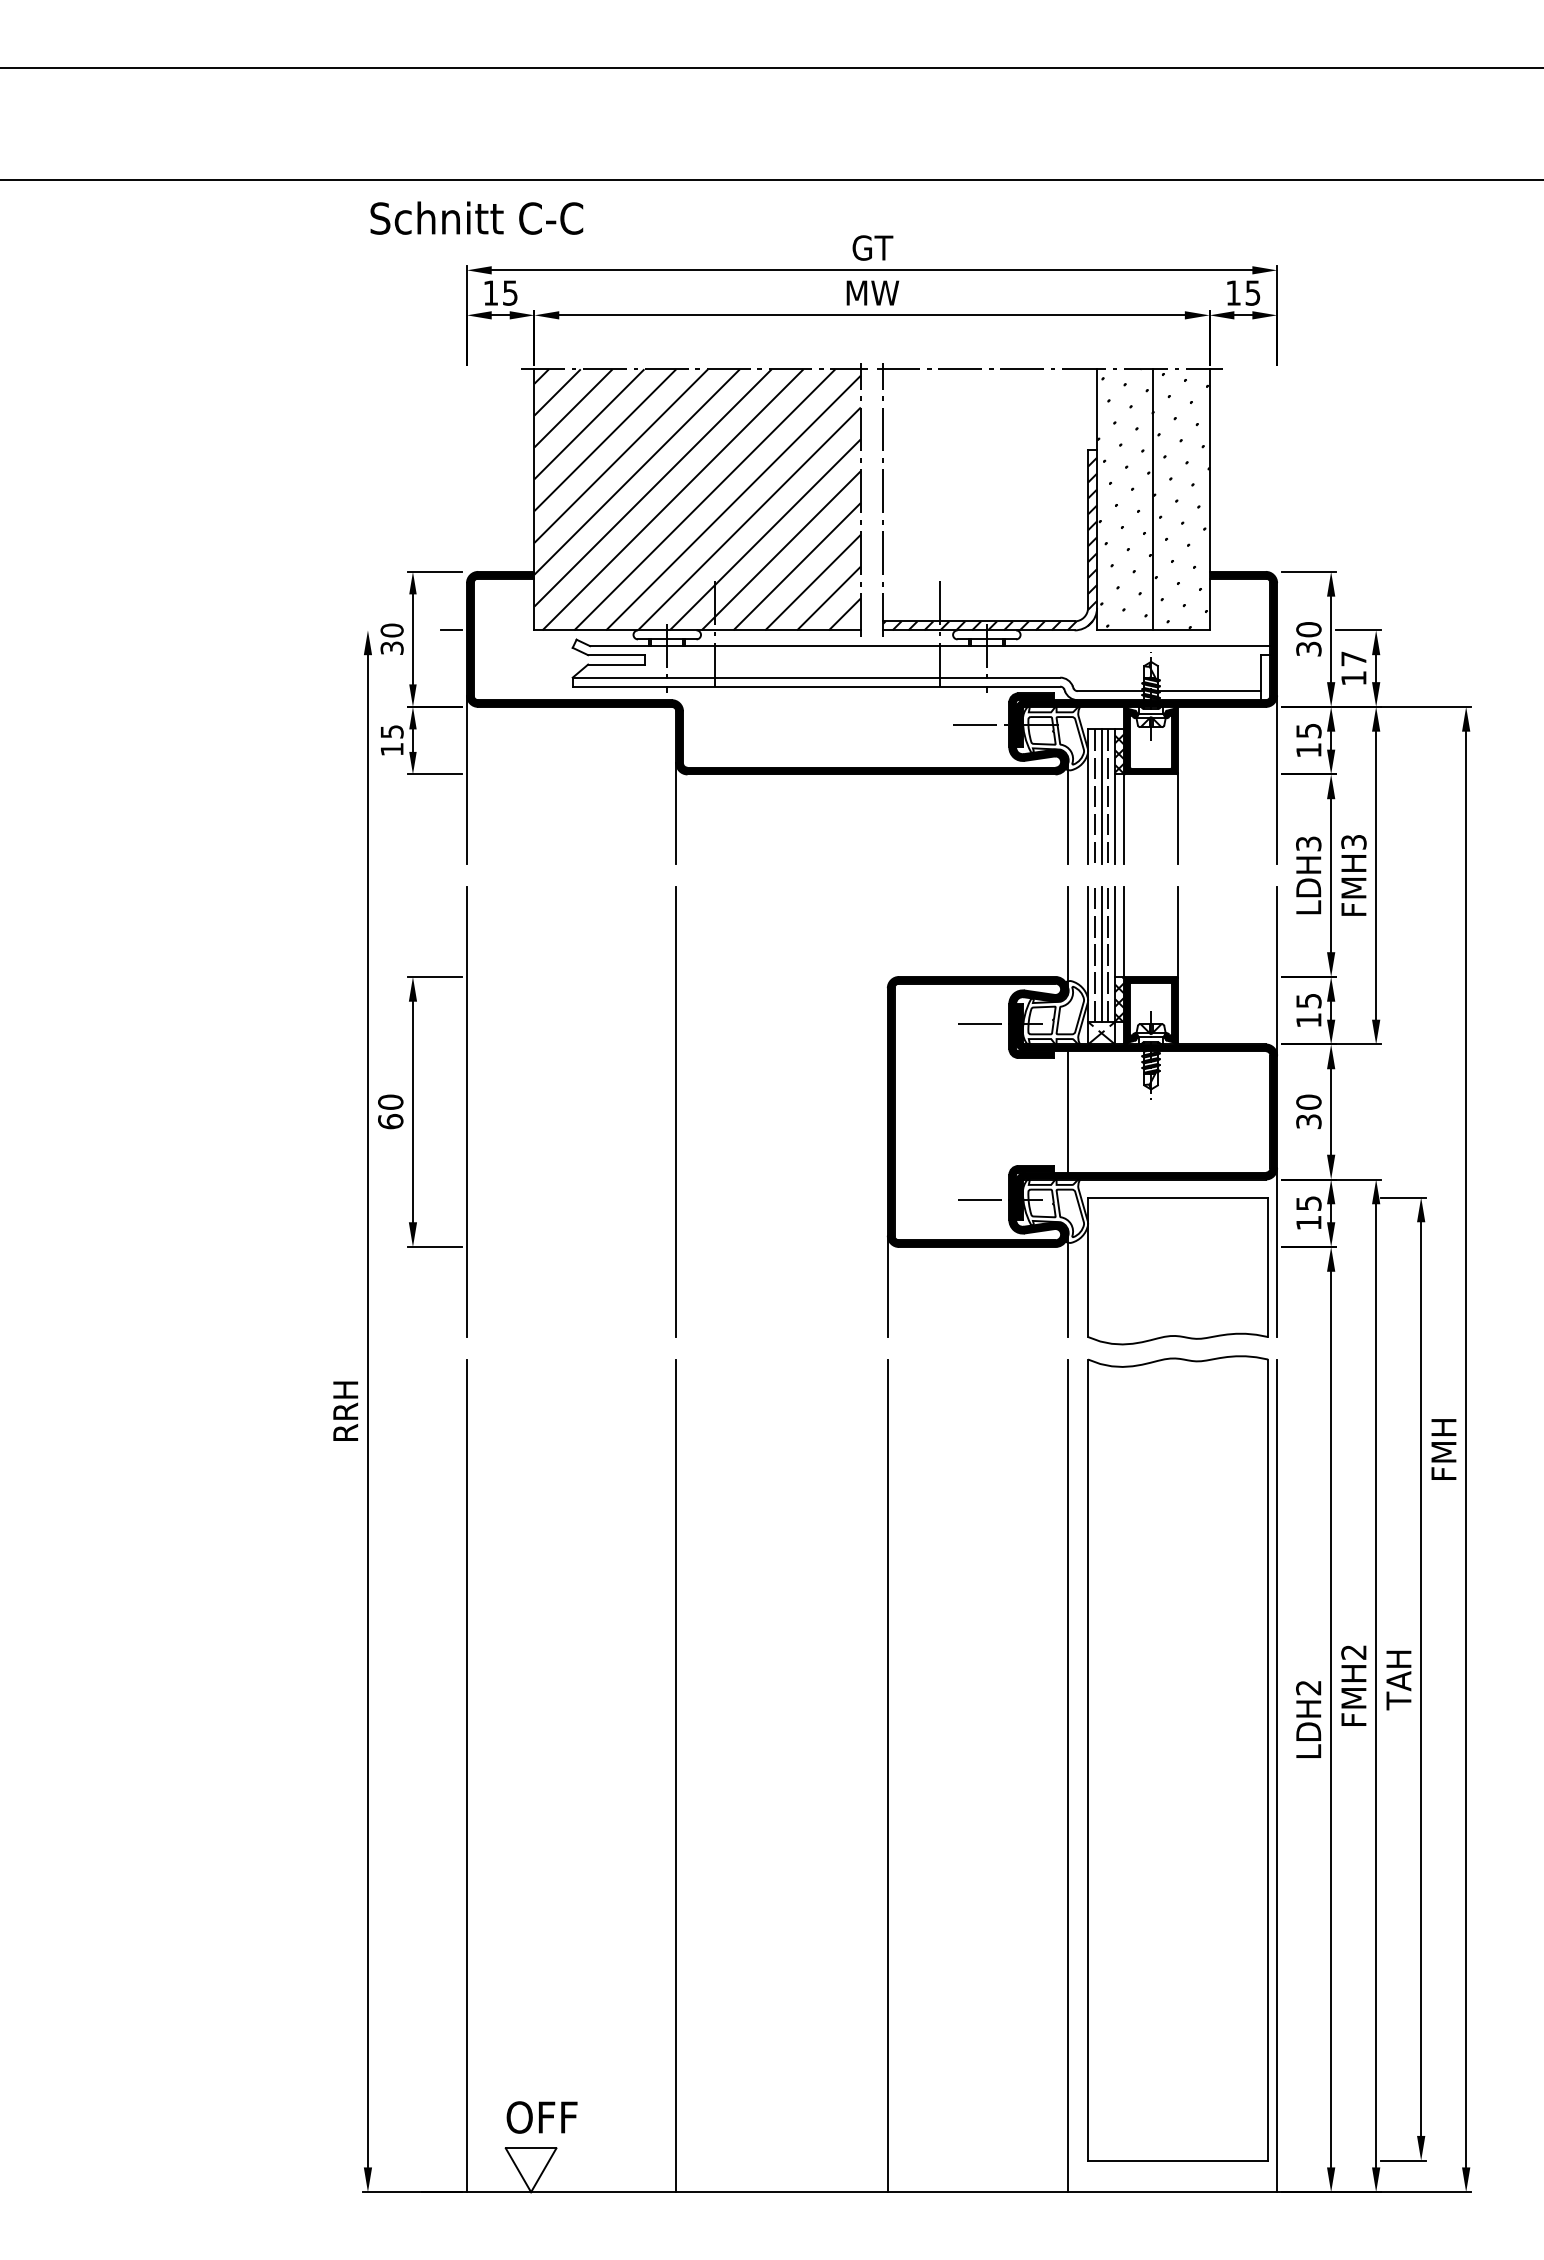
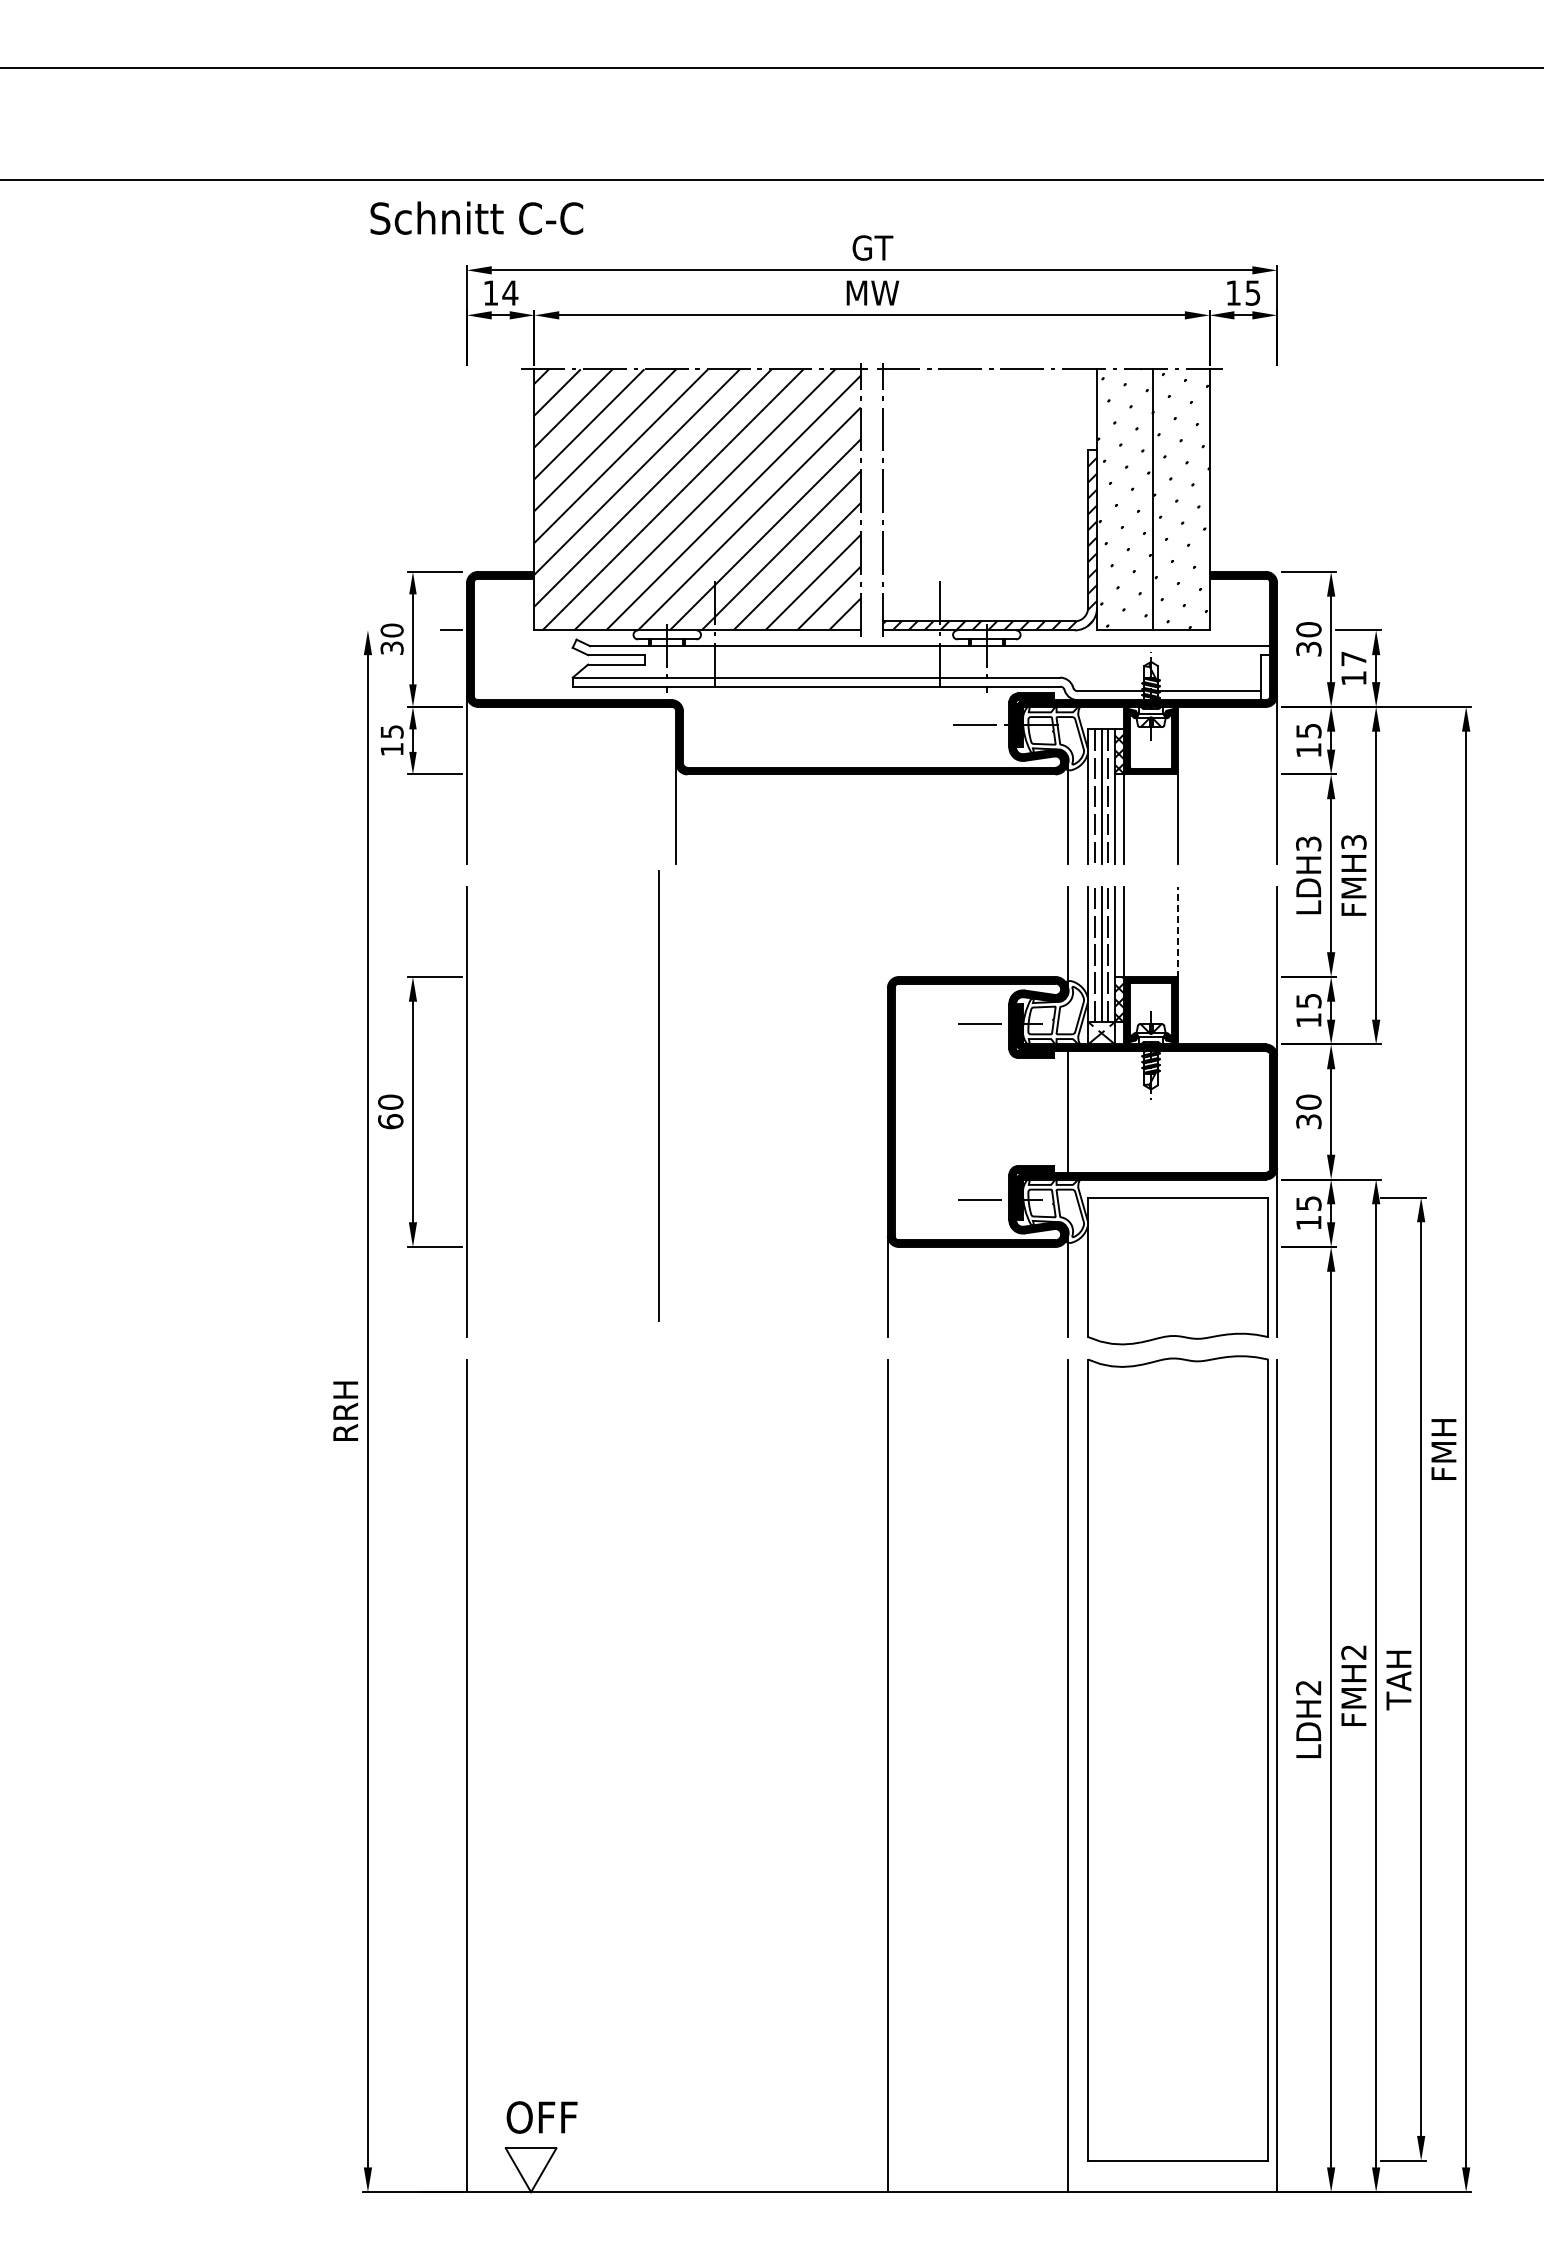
text: 15 -> 14 (510, 292)
line: solid -> dashed (1178, 932)
line position: (675, 1111) -> (658, 1095) (658, 1095)
line: present -> none (676, 1775)
